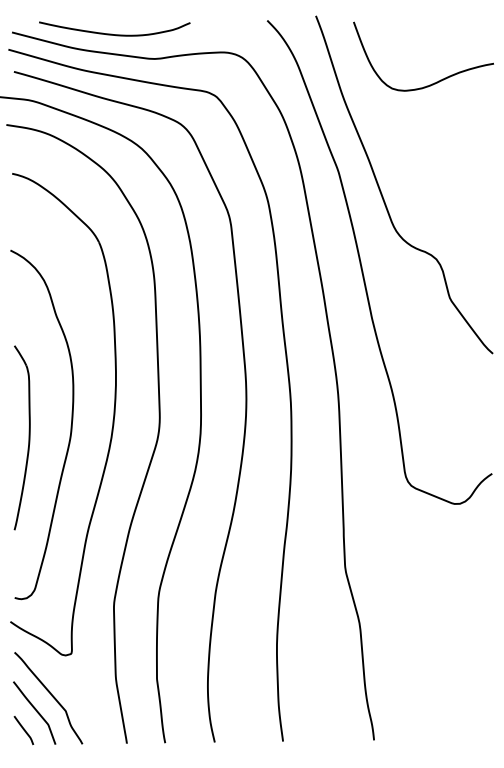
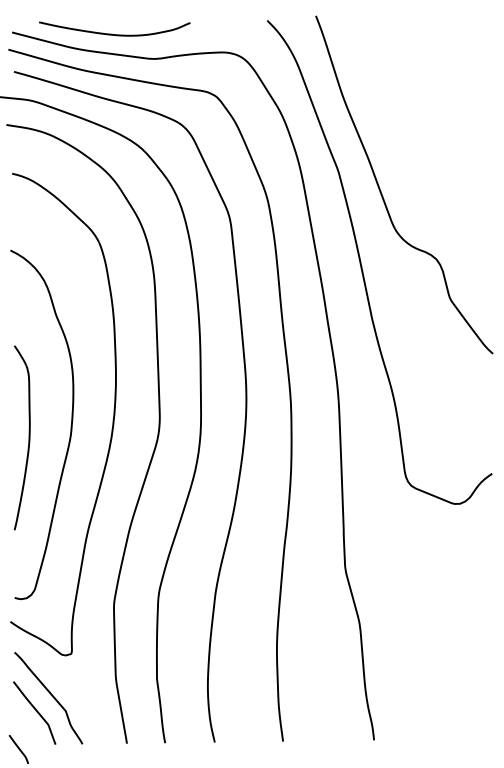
curve: present -> none (436, 81)
curve position: (23, 730) -> (18, 749) (18, 749)
